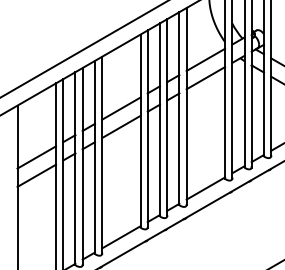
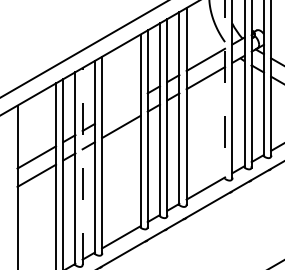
line: solid -> dashed (225, 89)
line: present -> none (121, 108)
line: solid -> dashed (82, 166)
